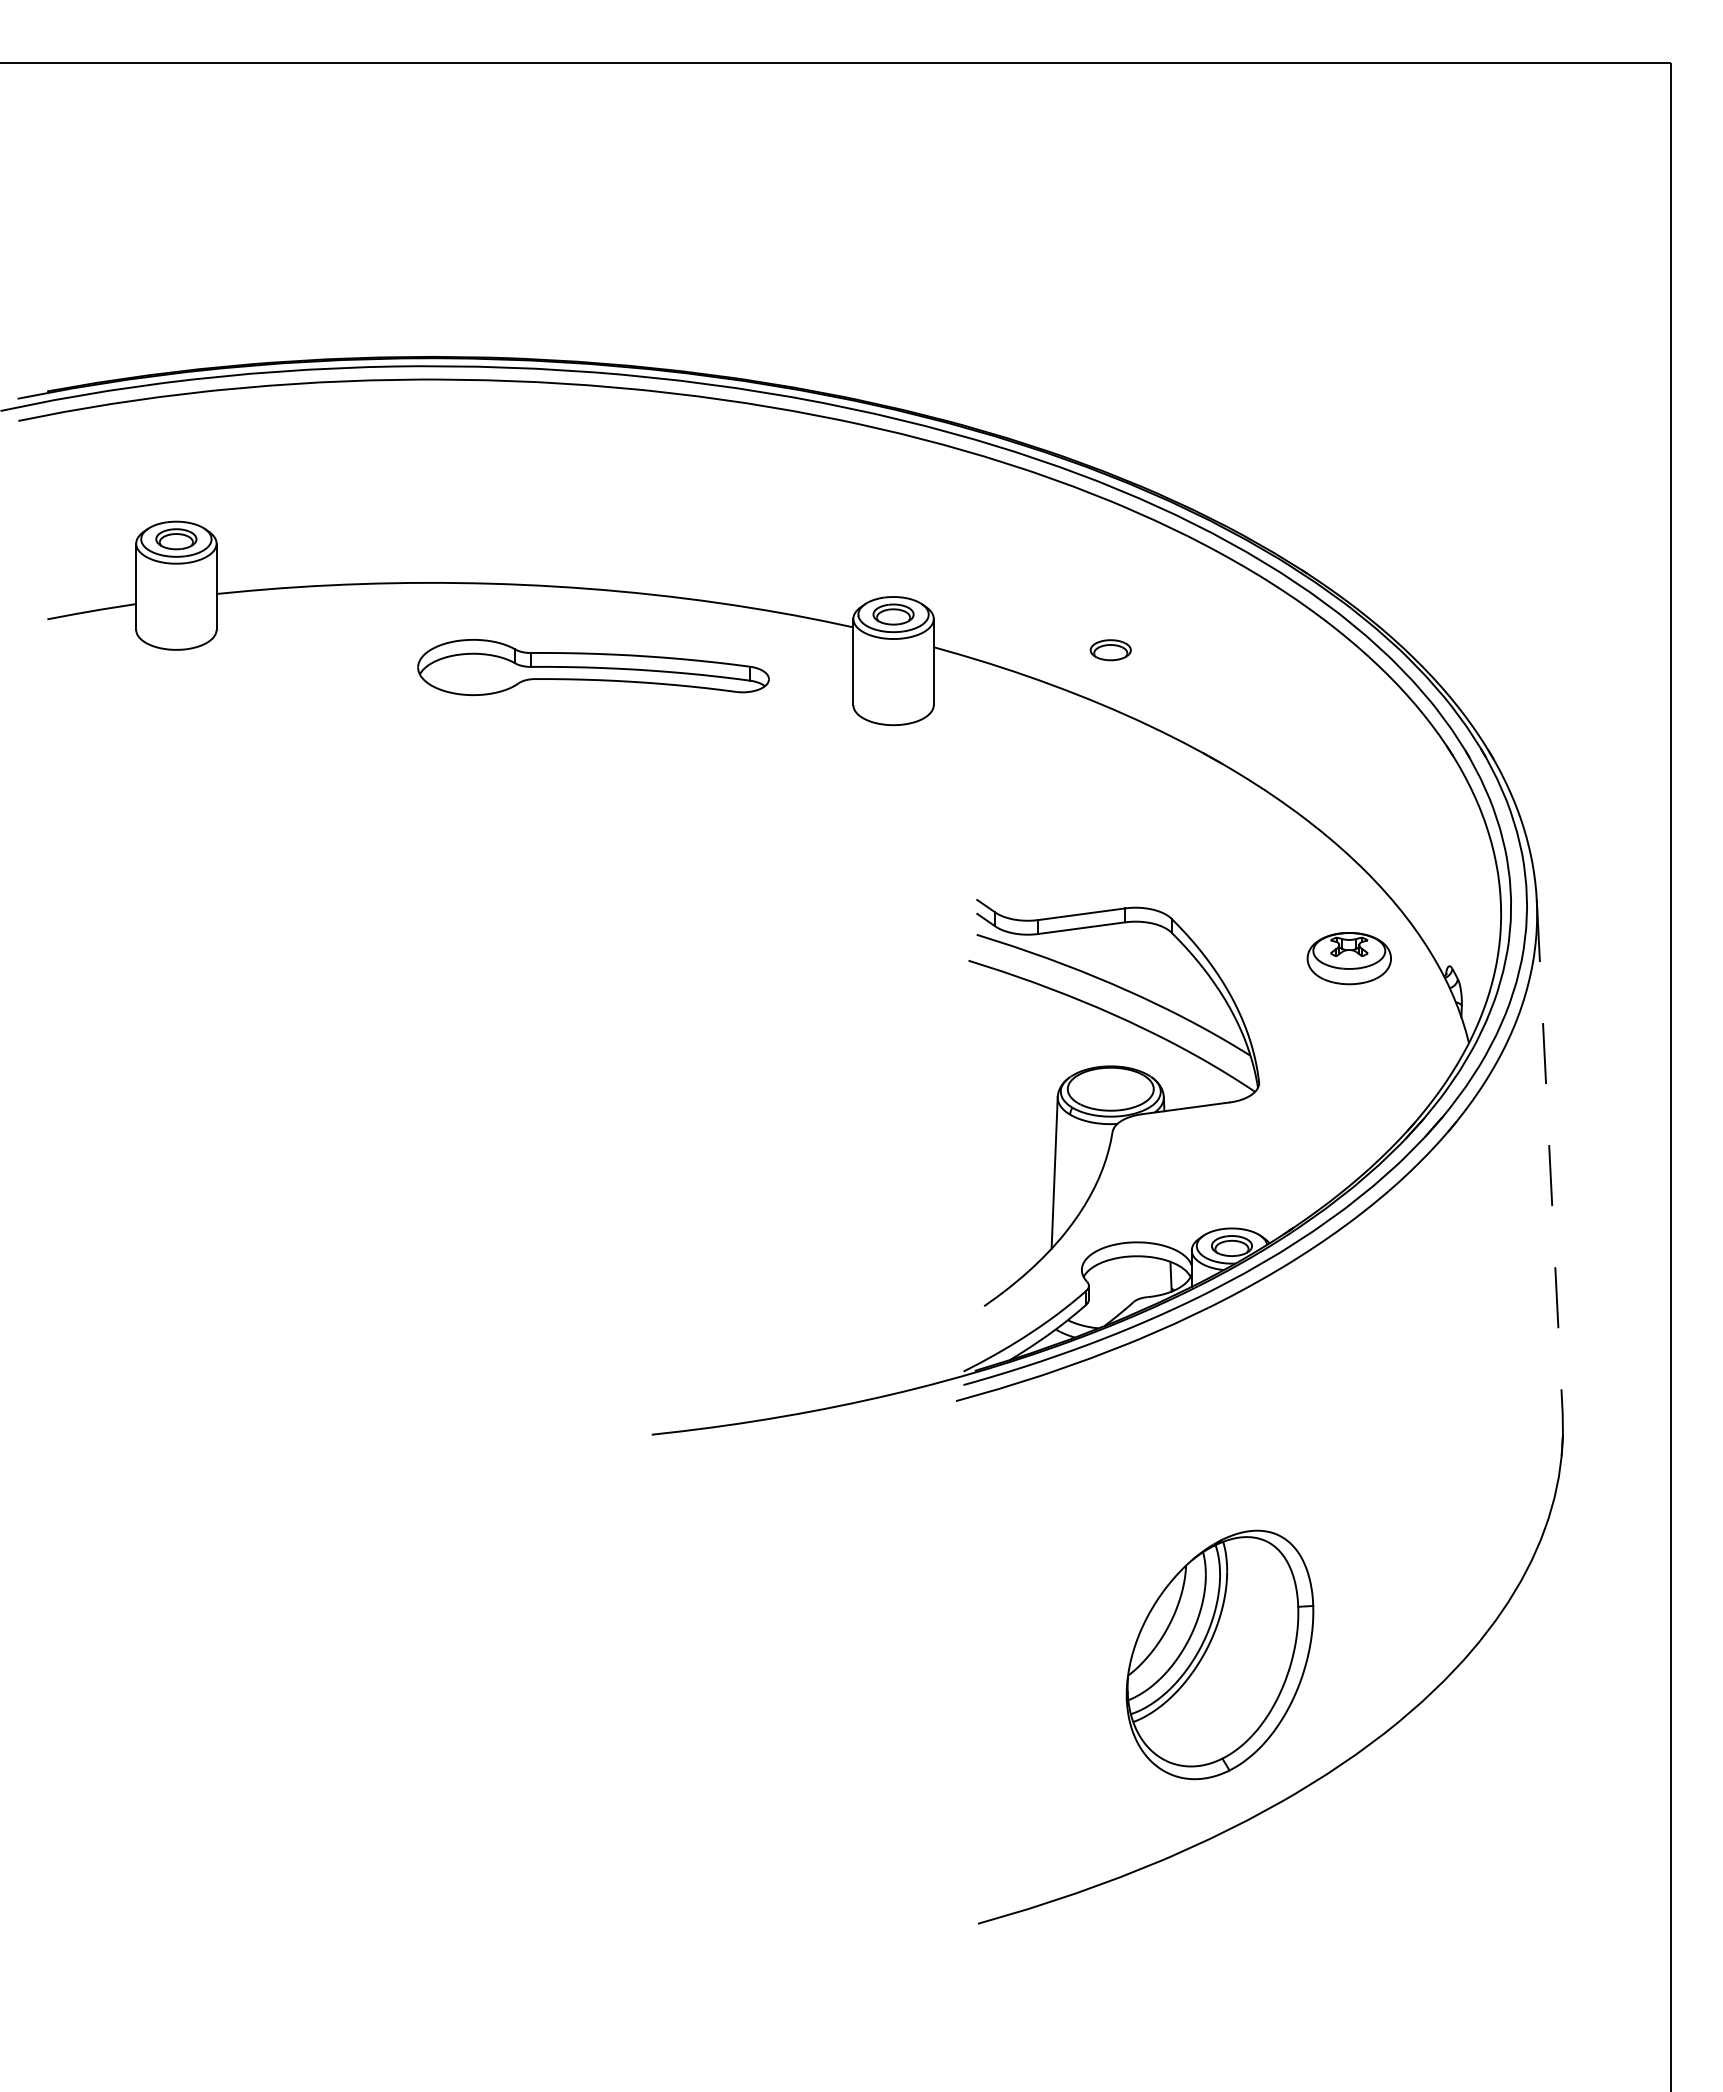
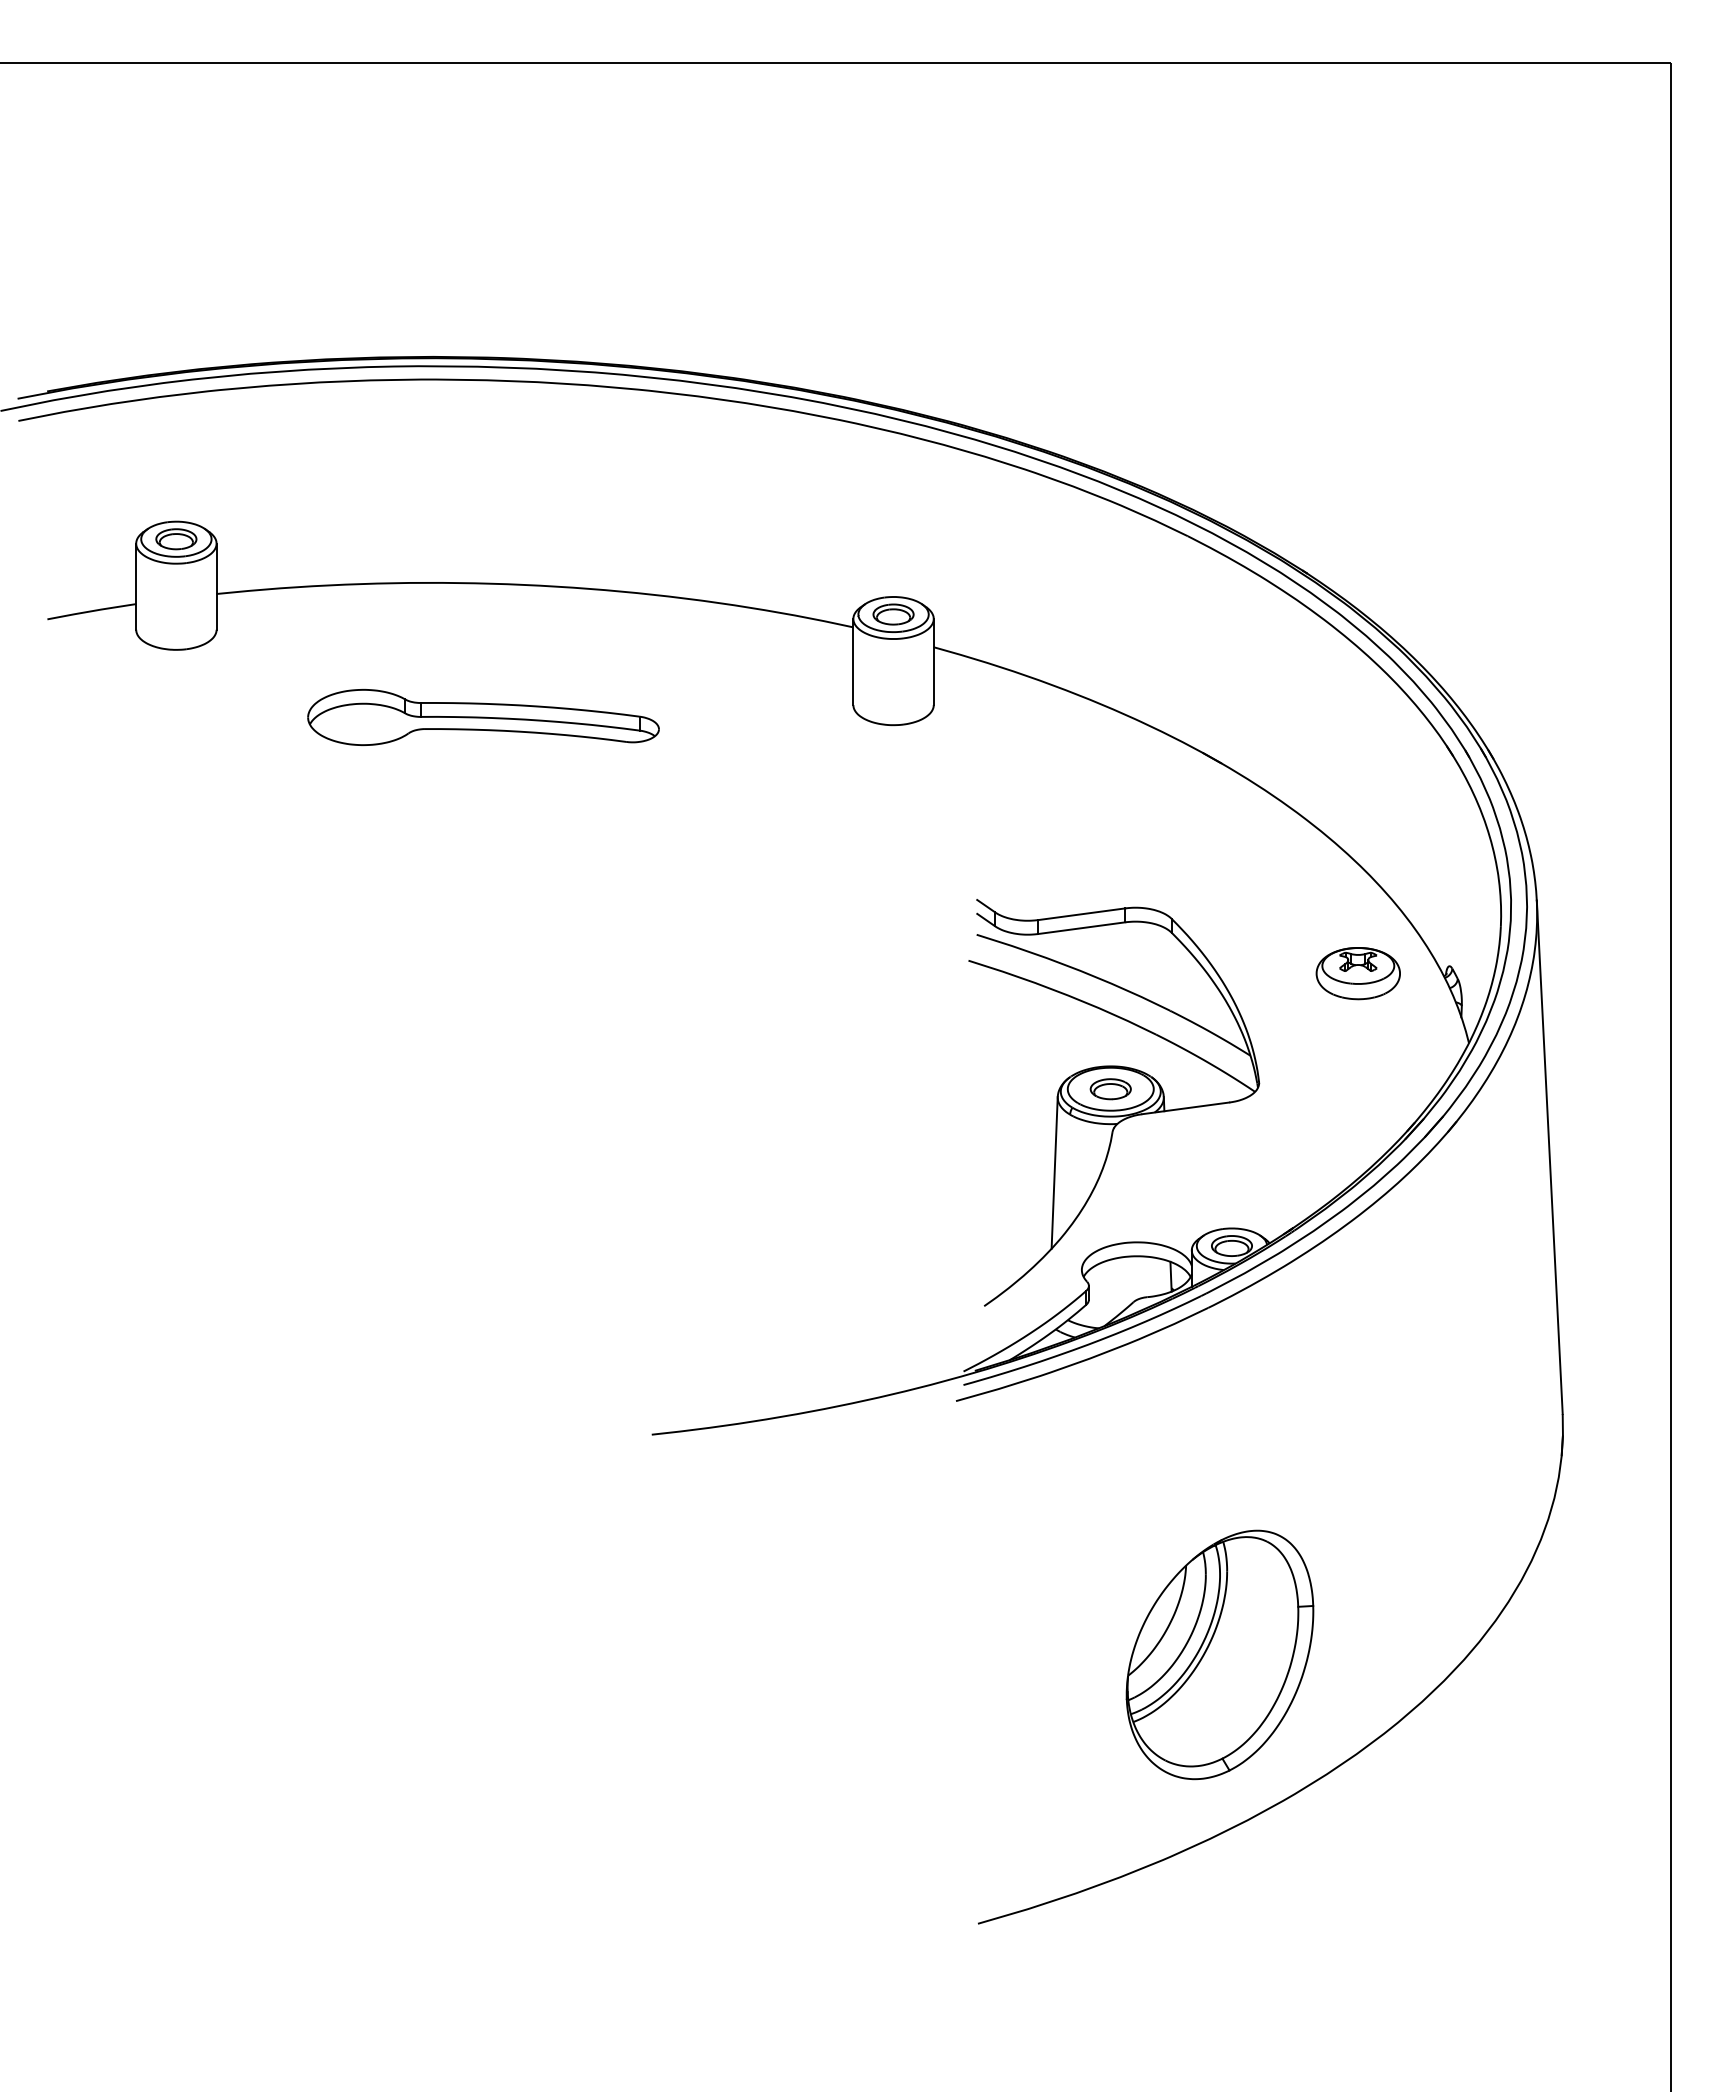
part position: (1110, 650) -> (1110, 1089) (1110, 1089)
part position: (593, 667) -> (483, 717) (483, 717)
part position: (1348, 958) -> (1357, 973) (1357, 973)
line: dashed -> solid (1549, 1157)
